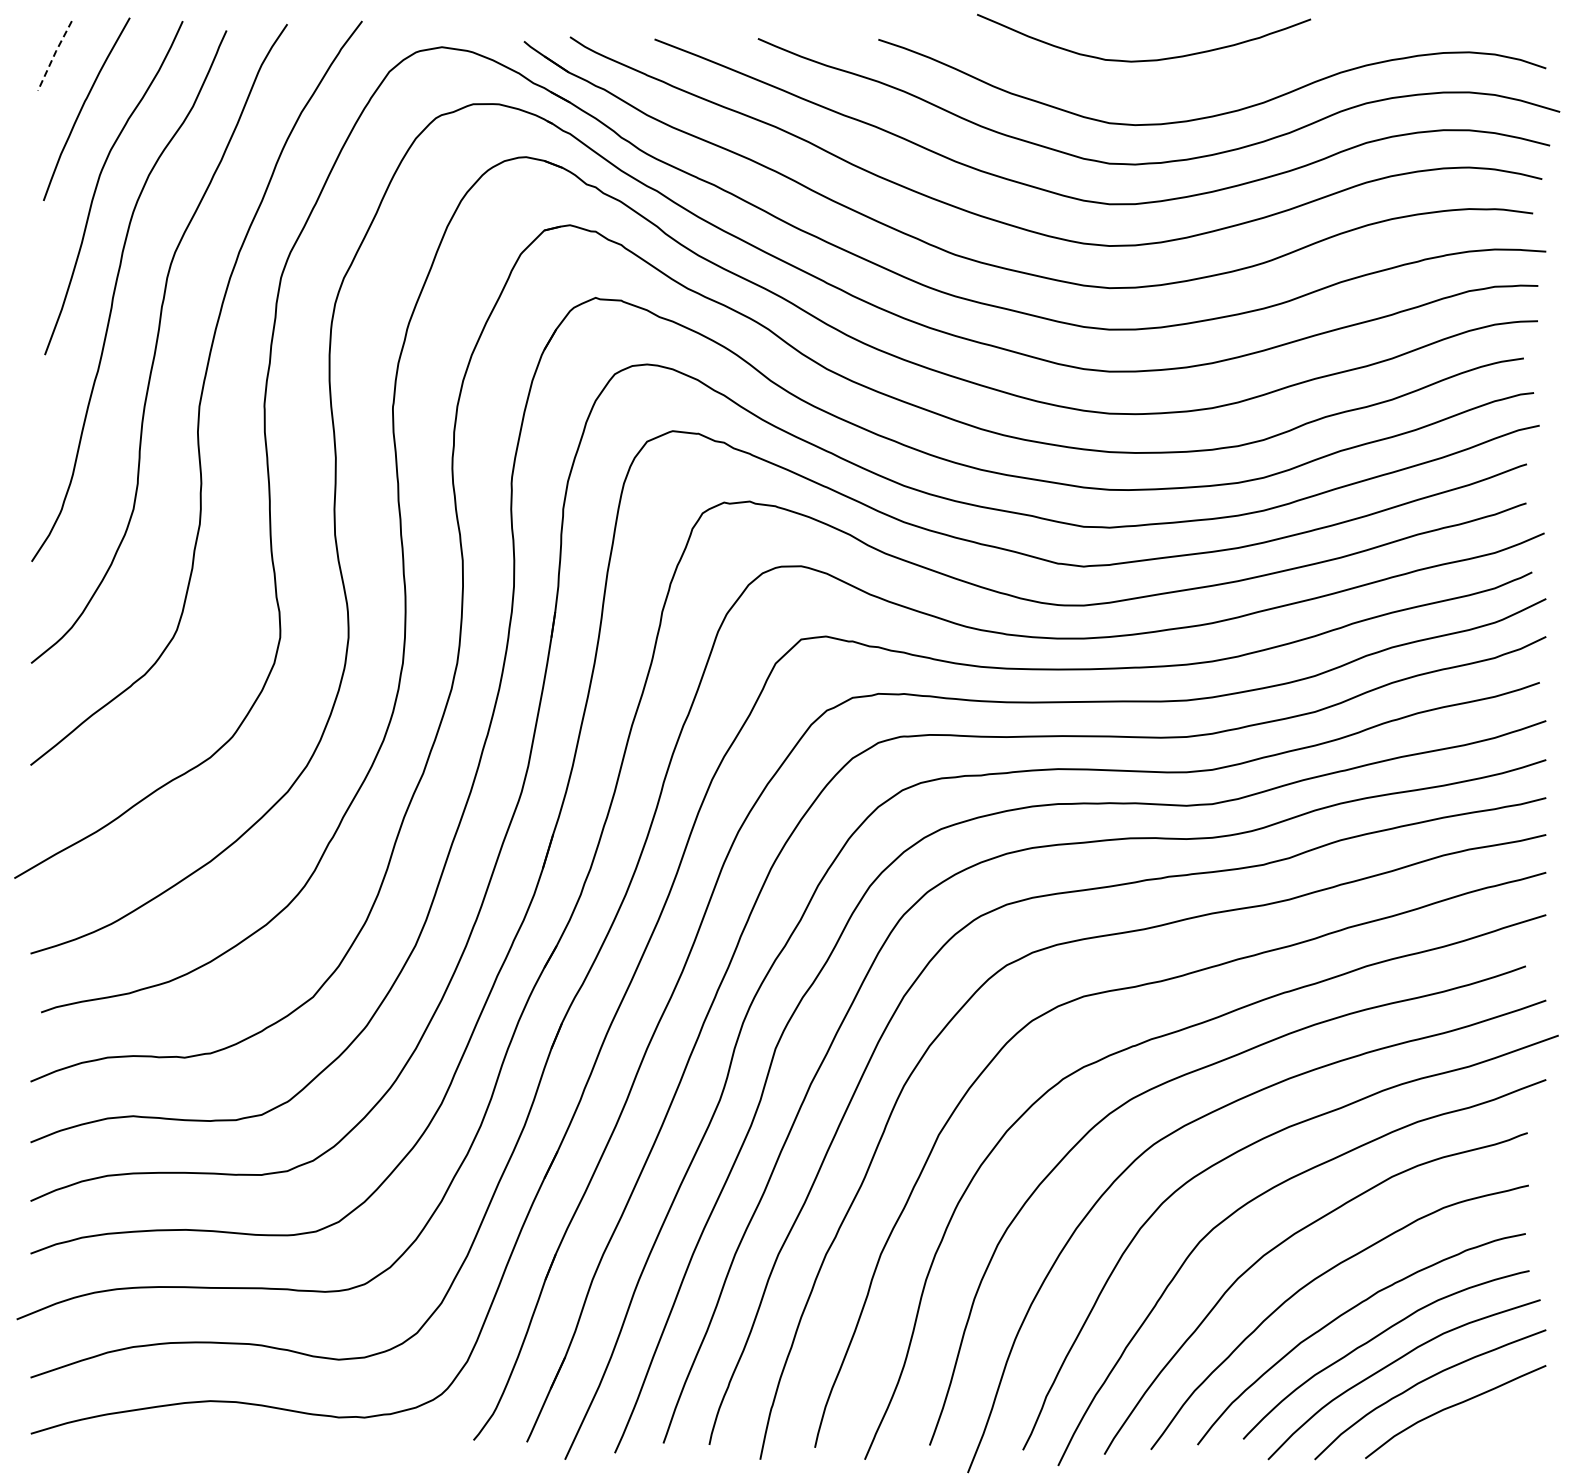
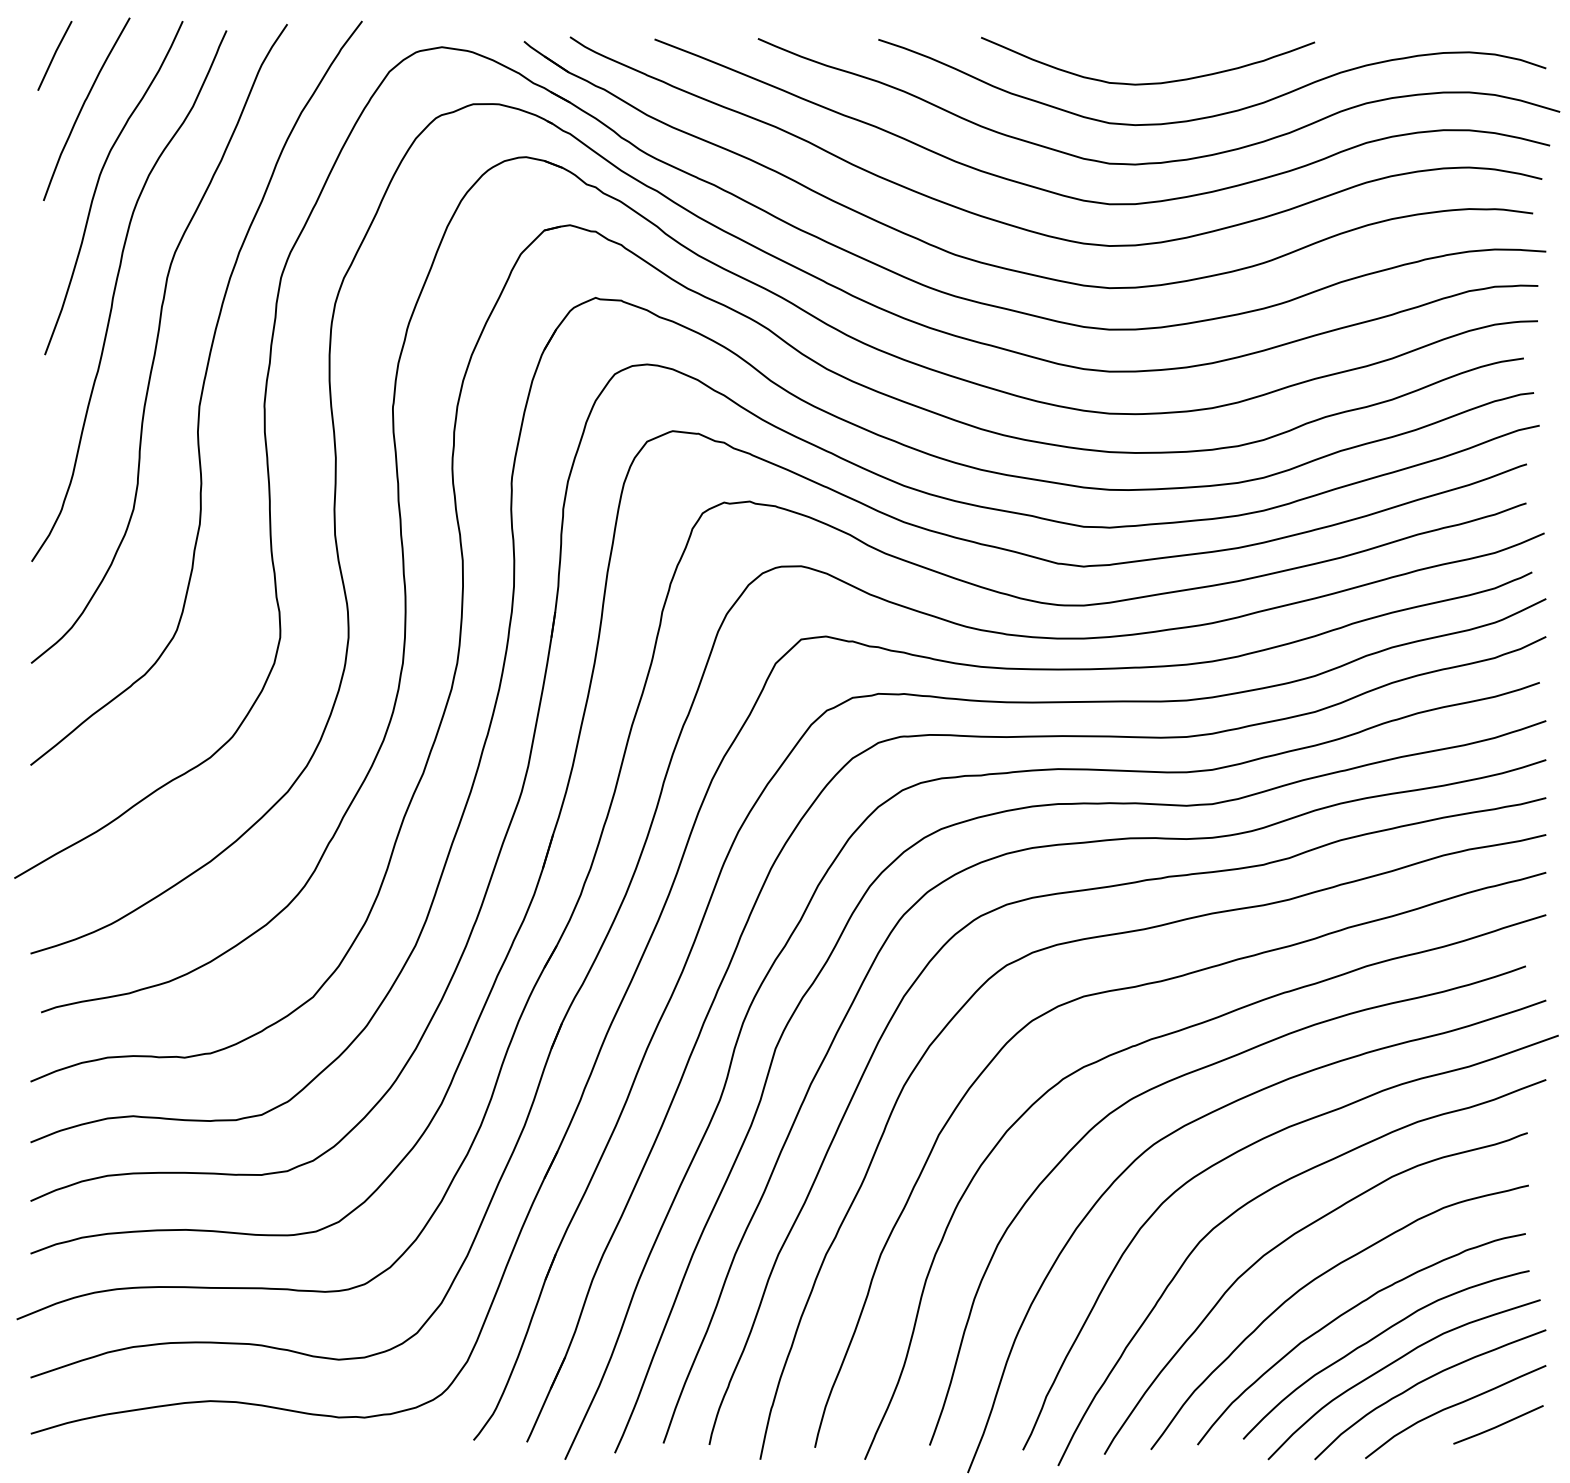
line: dashed -> solid (54, 55)
curve position: (1147, 59) -> (1151, 82) (1151, 82)
line: none -> present (1499, 1424)
